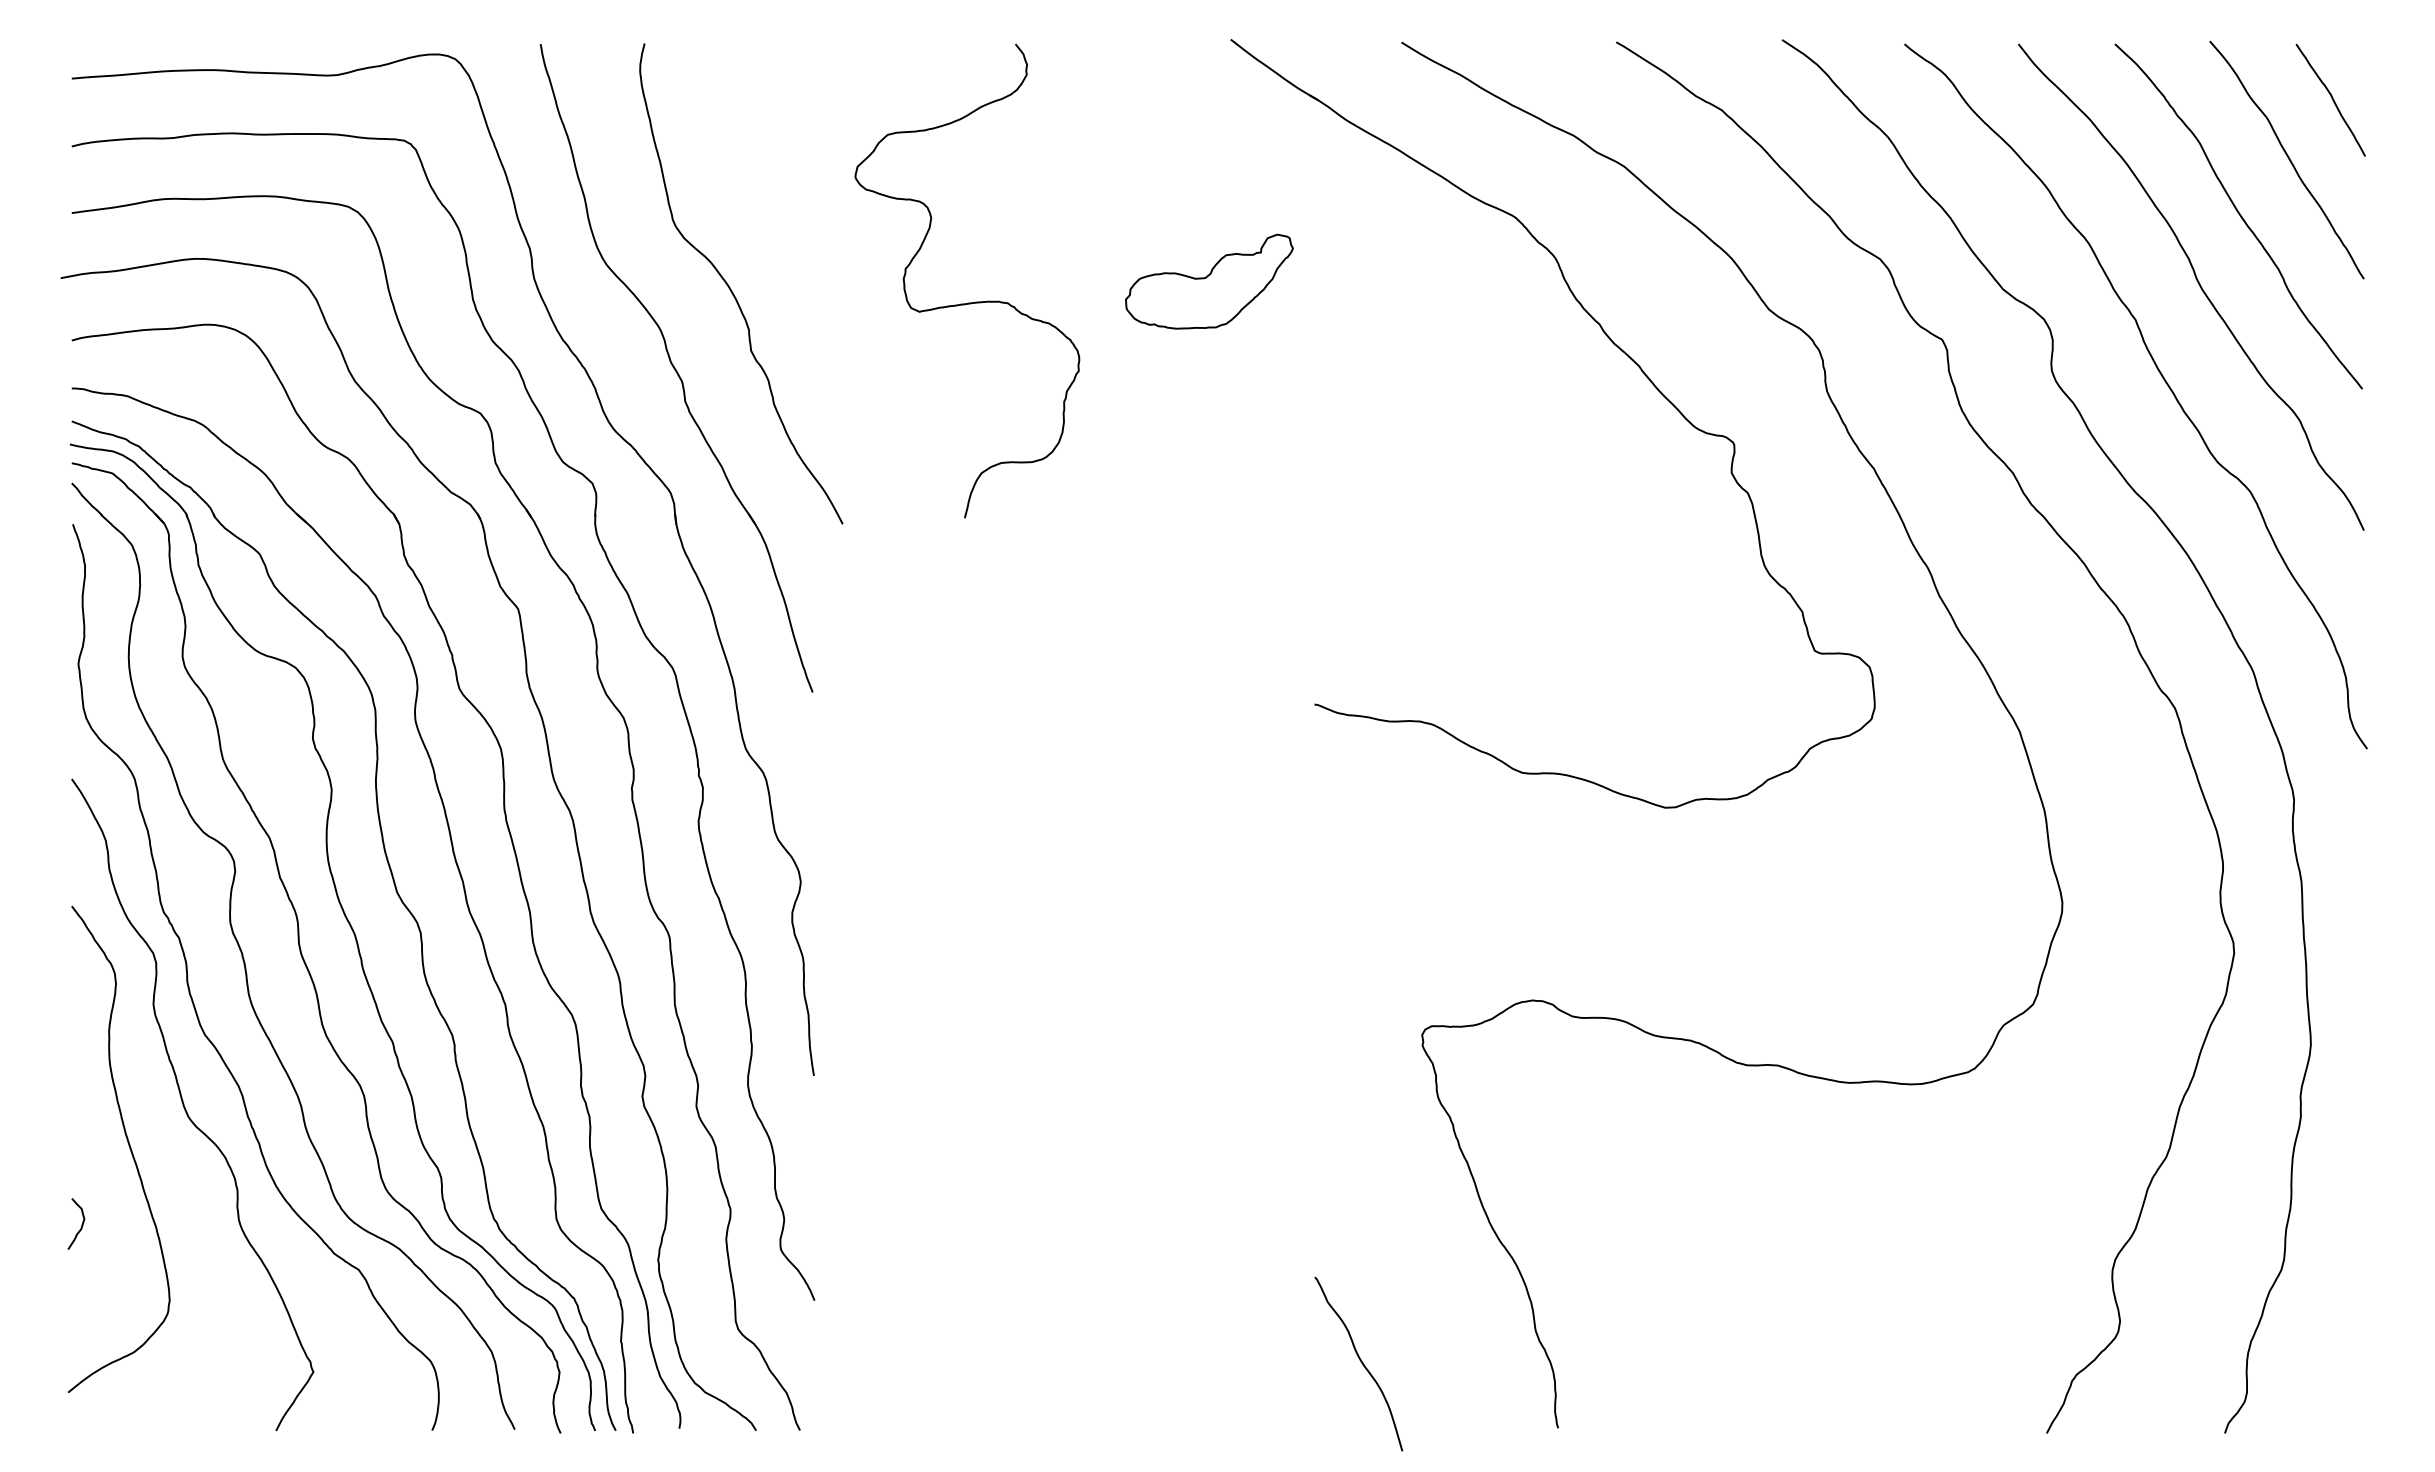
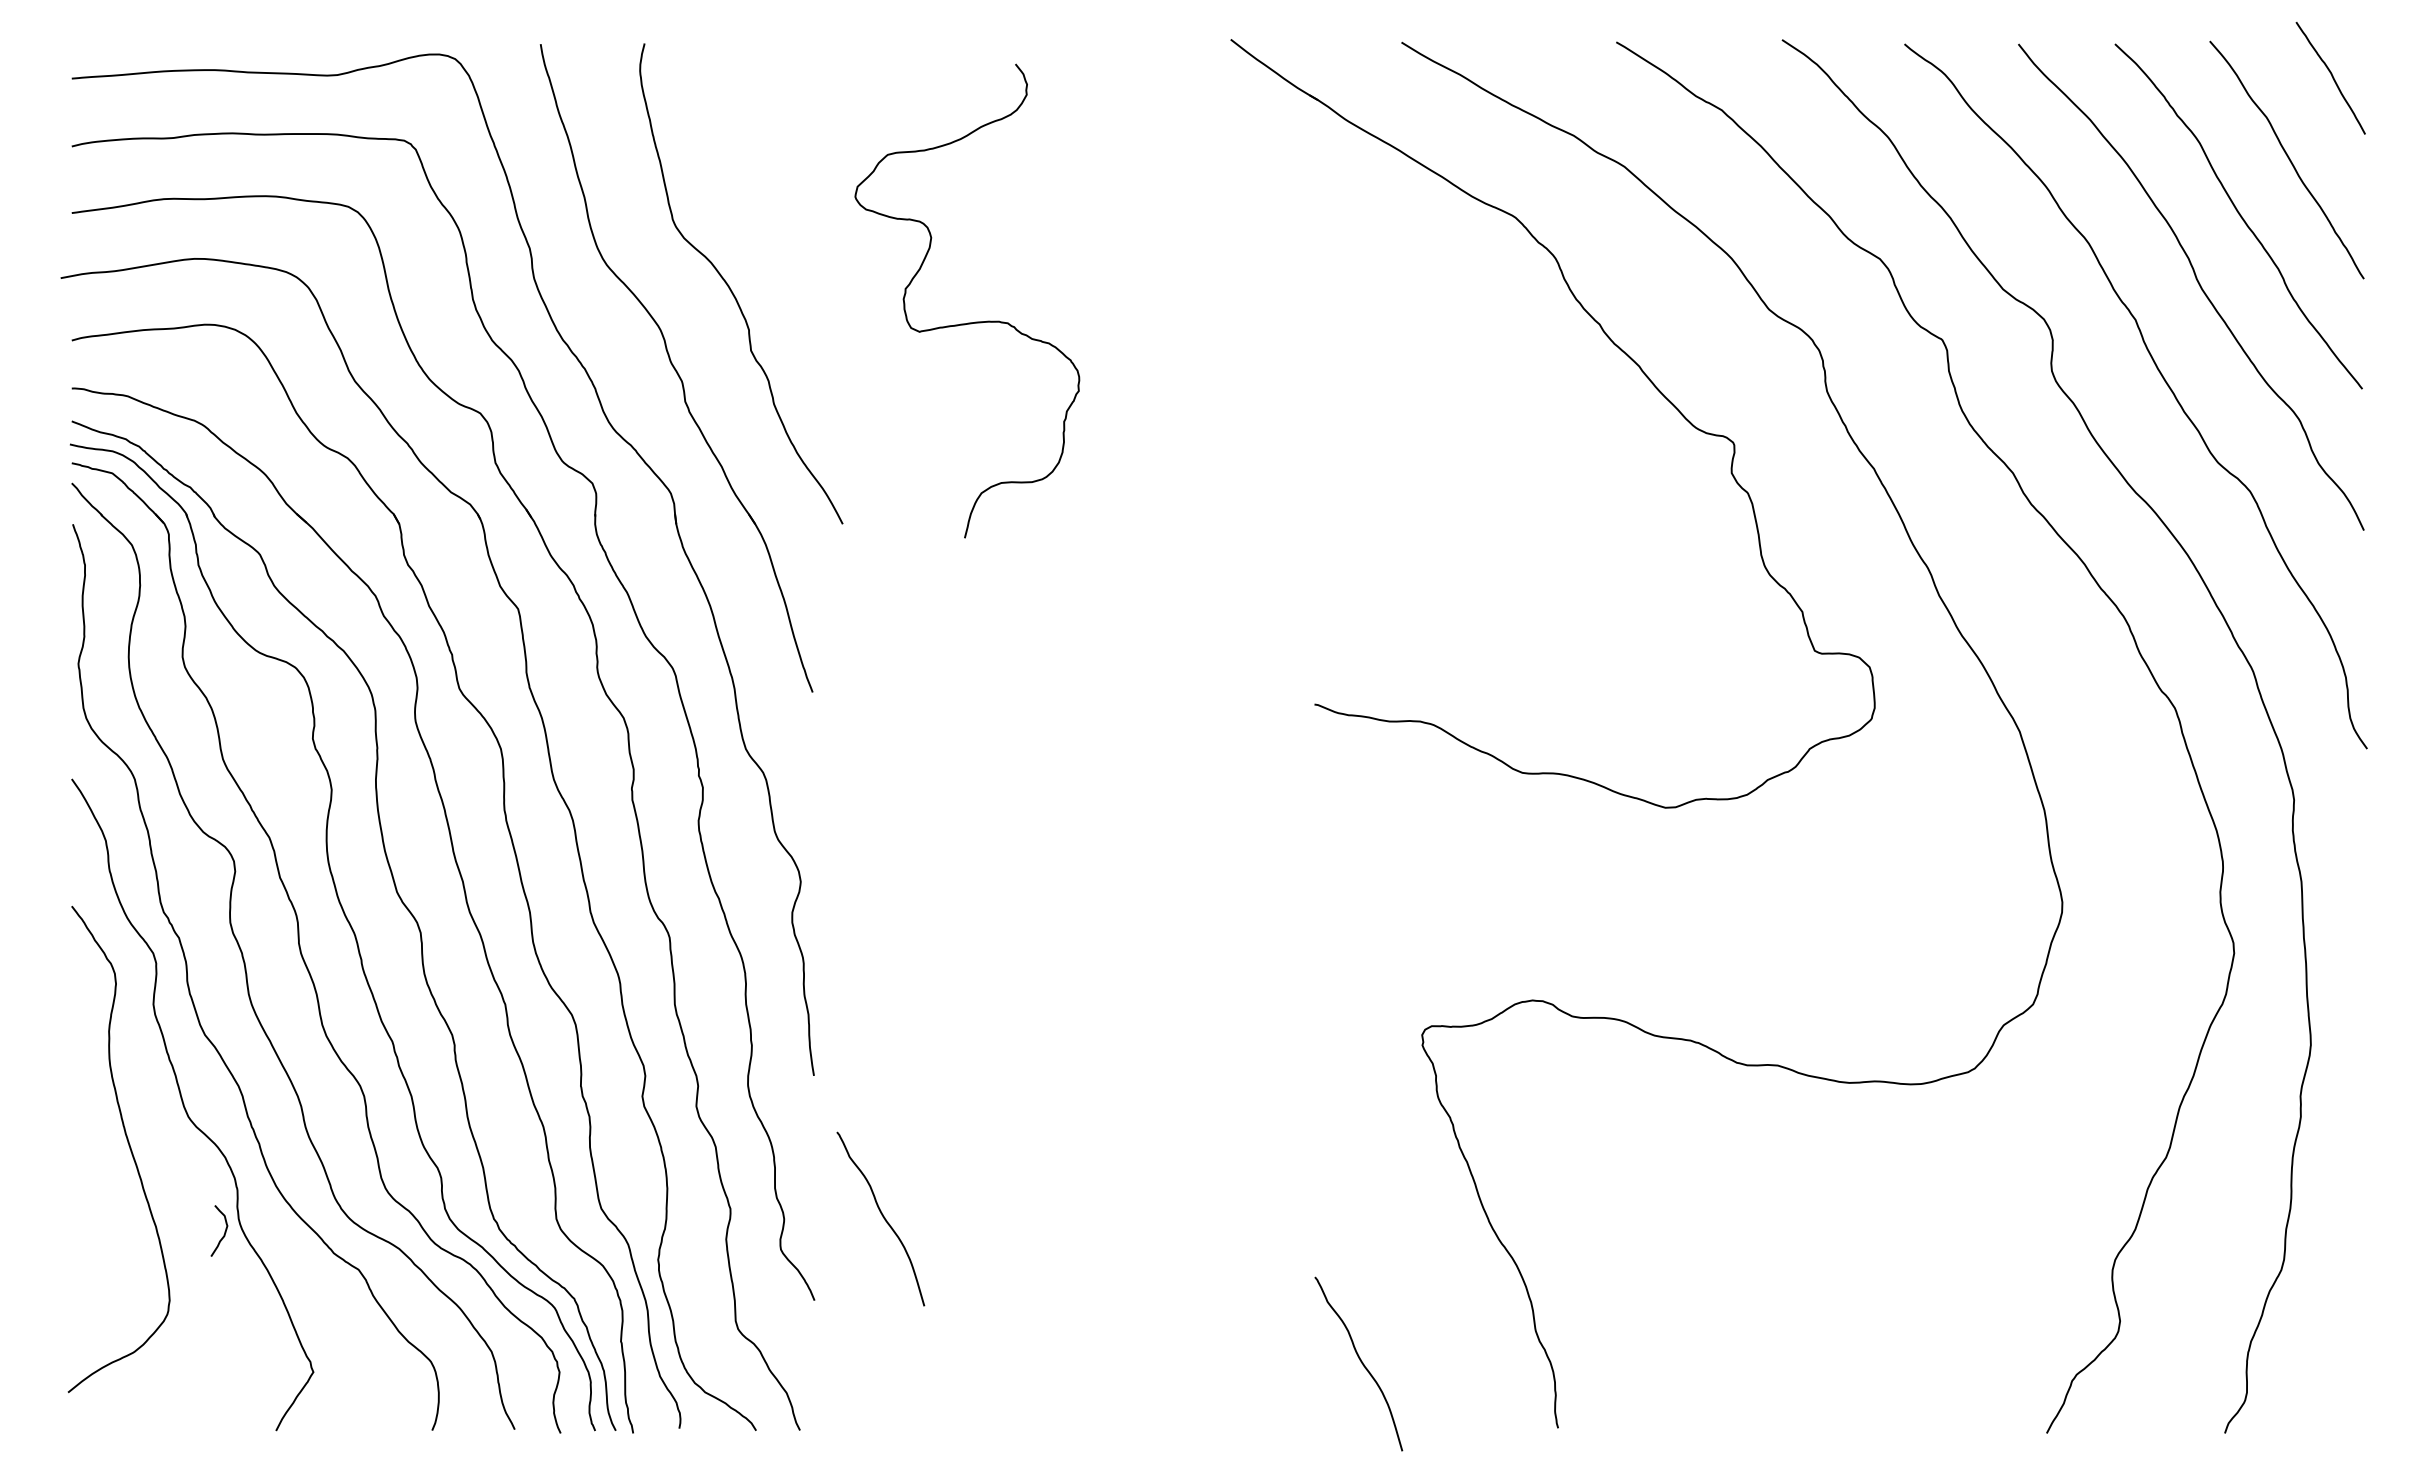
curve position: (2332, 100) -> (2332, 78) (2332, 78)
part: present -> none (1209, 281)
curve position: (967, 302) -> (967, 322) (967, 322)
curve: none -> present (882, 1217)
curve position: (81, 1224) -> (224, 1231) (224, 1231)
